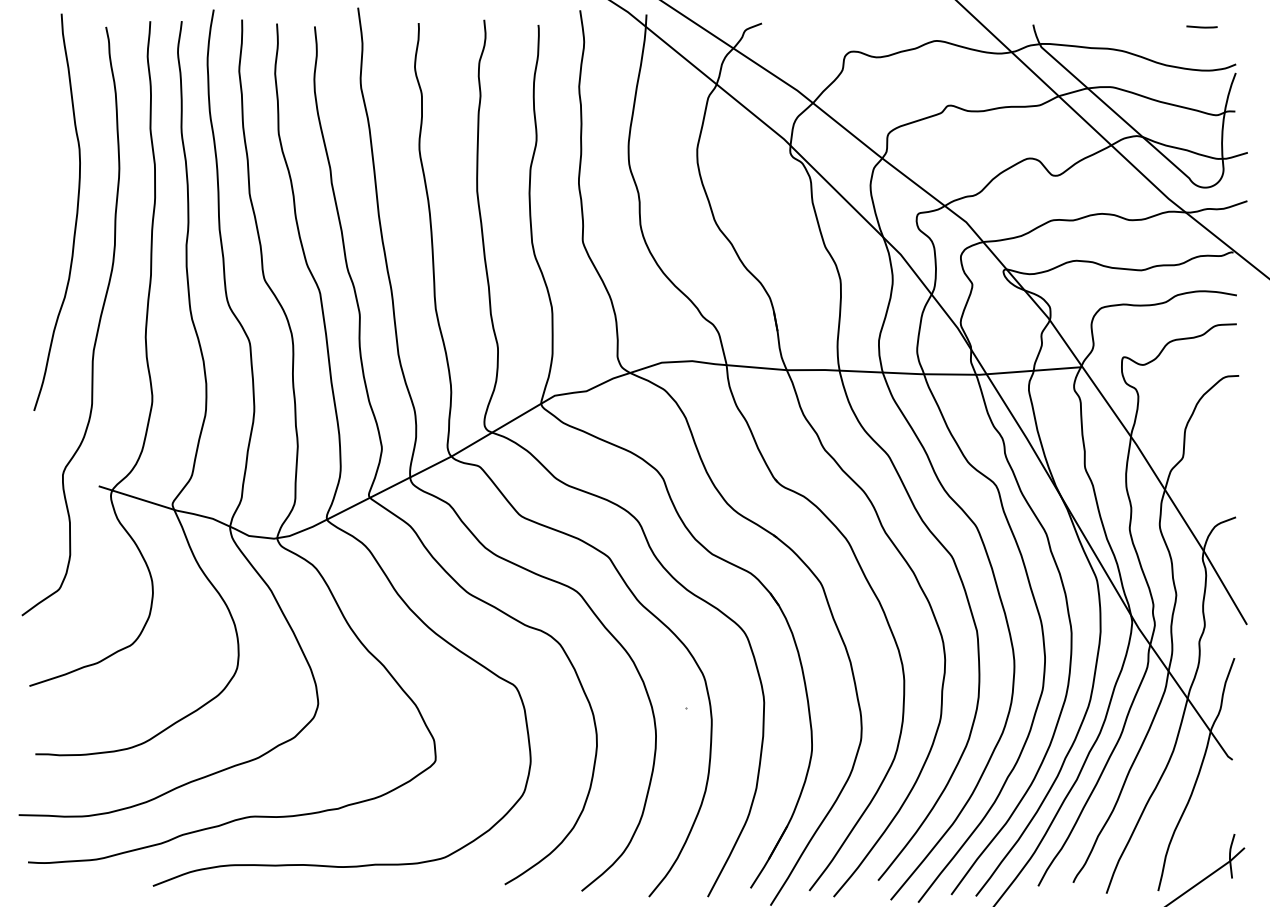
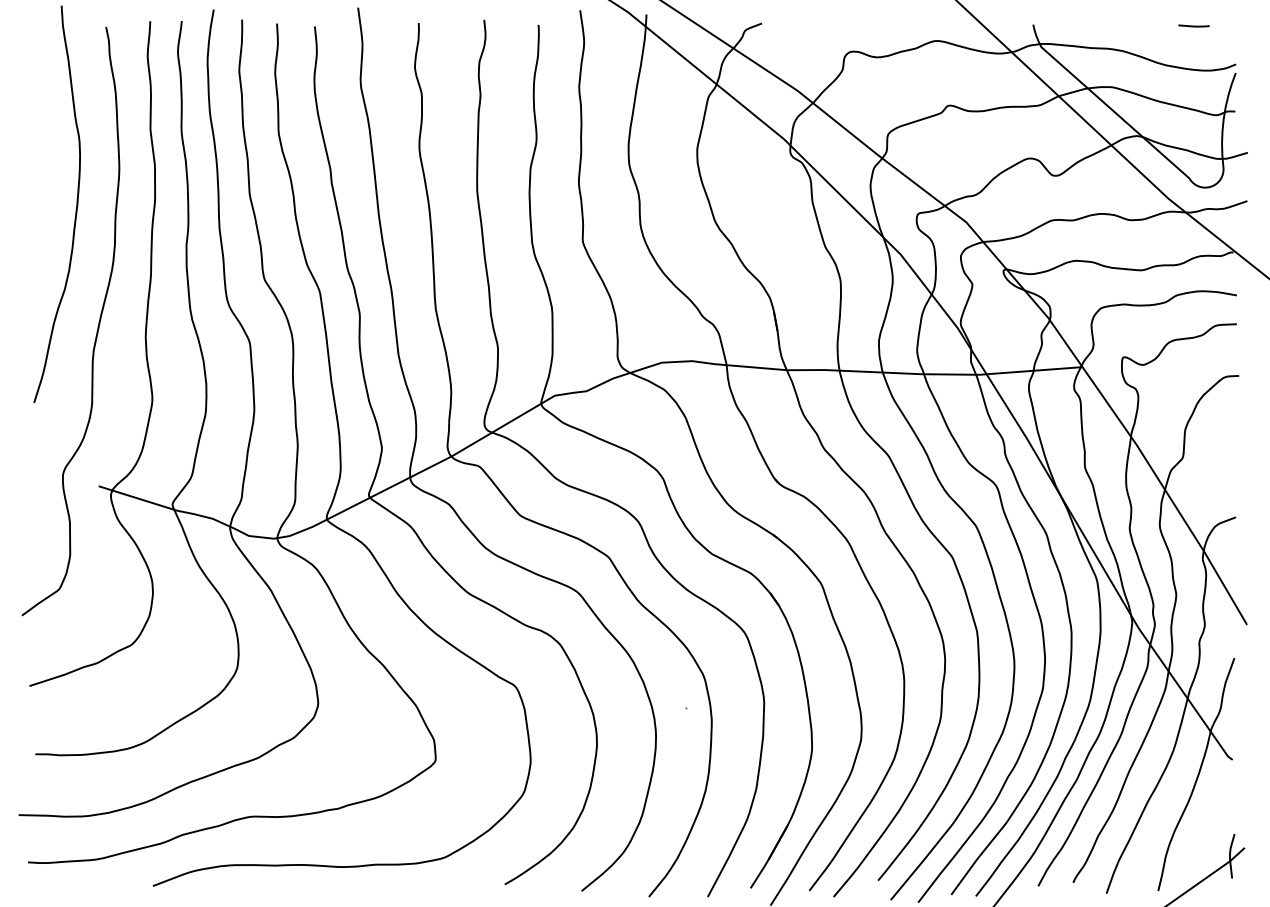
line position: (1201, 26) -> (1193, 25) (1193, 25)
curve position: (75, 217) -> (75, 209) (75, 209)
